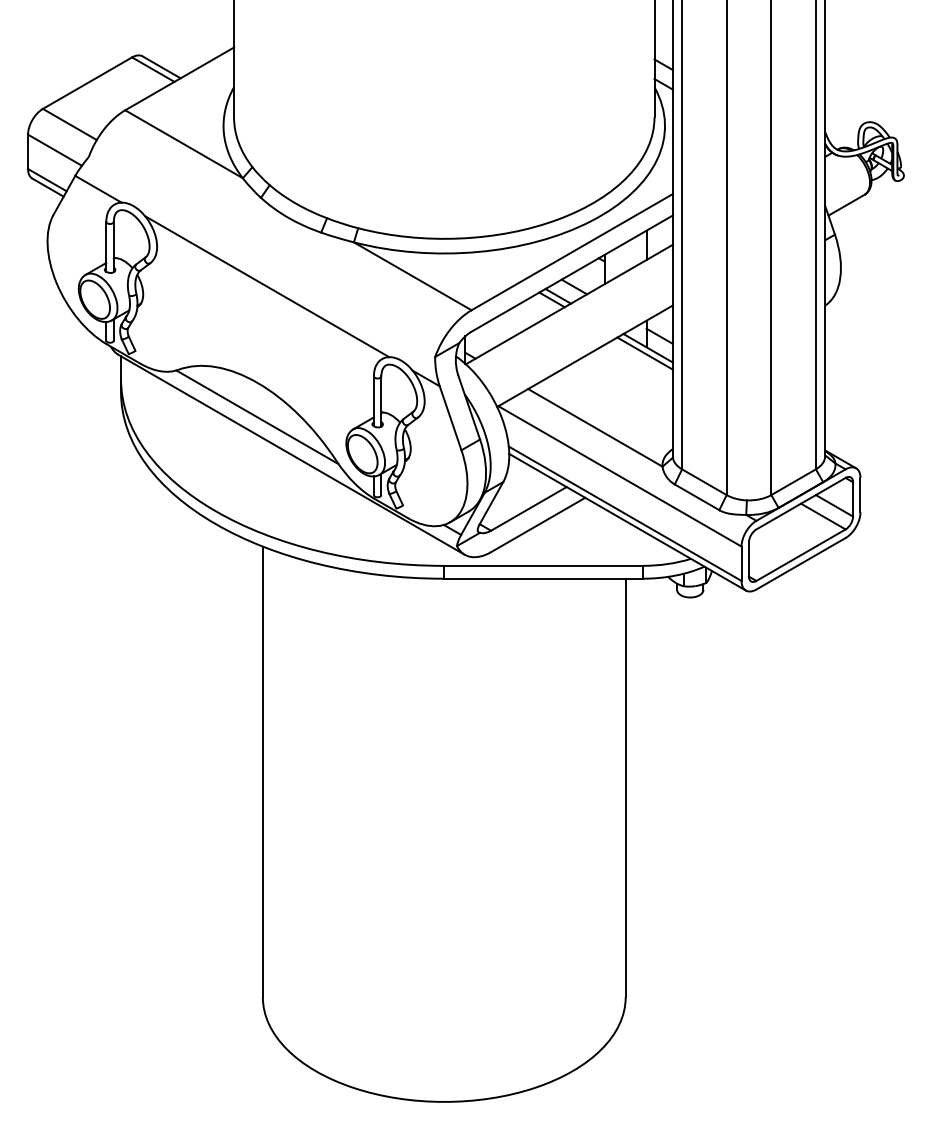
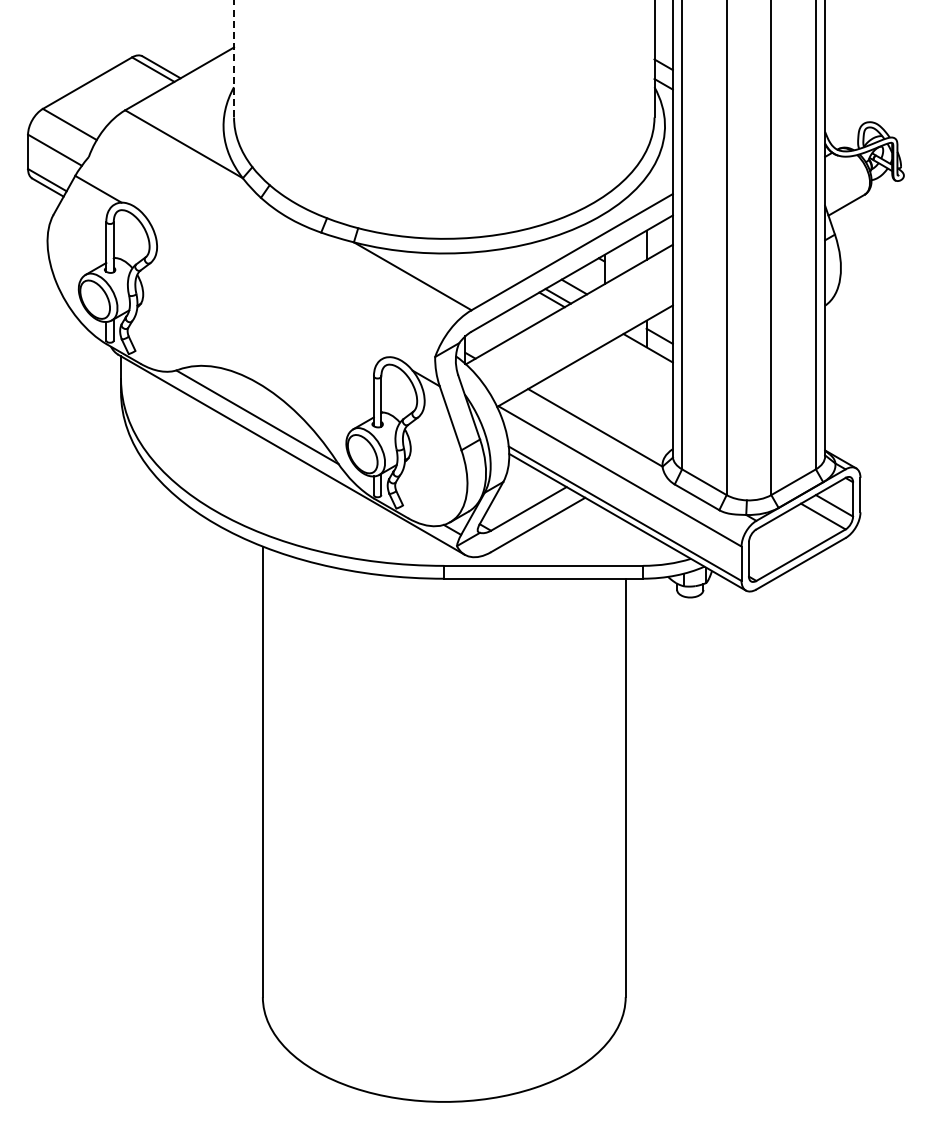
line: solid -> dashed (234, 58)
line: present -> none (267, 286)
line: present -> none (644, 353)
